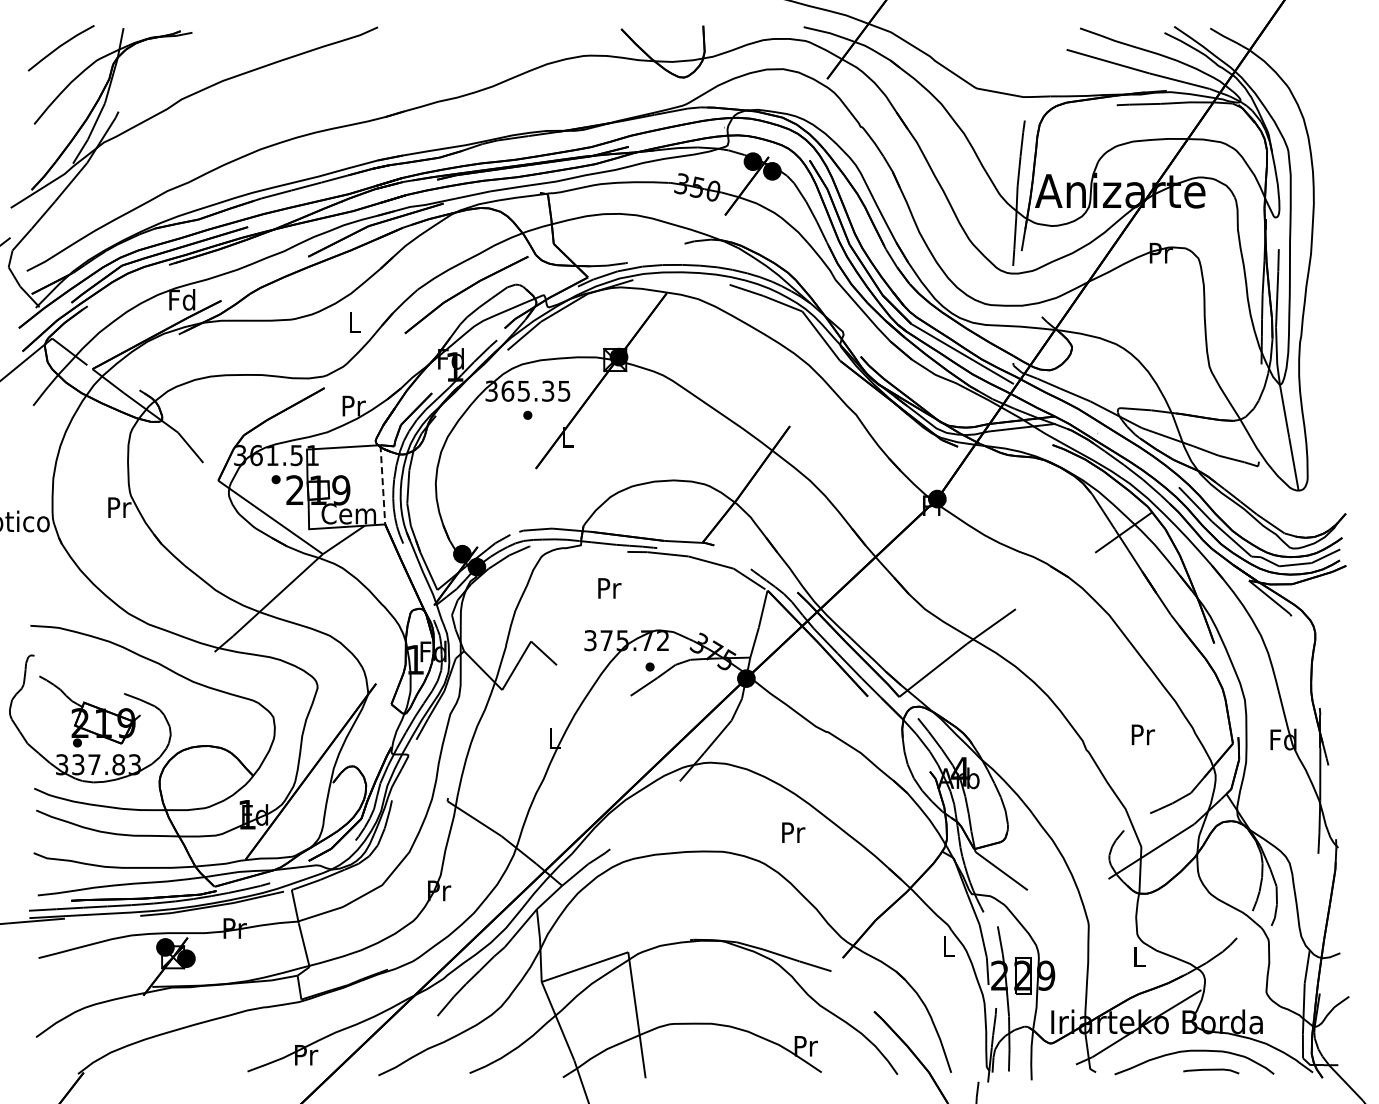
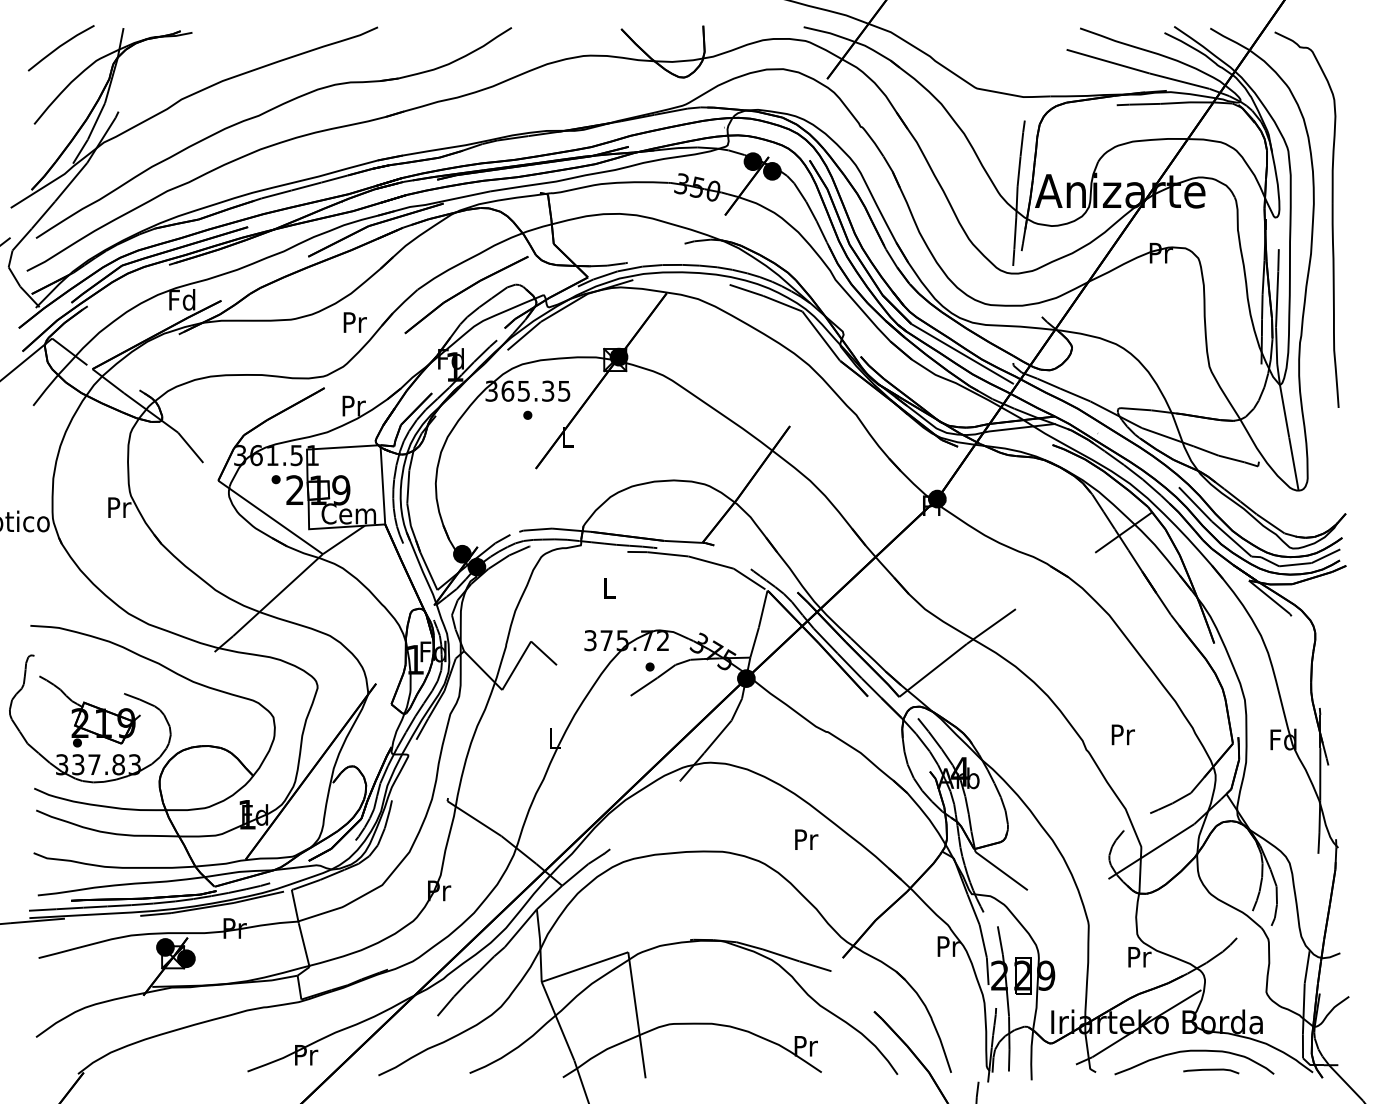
part: none -> present (263, 114)
part: none -> present (1331, 219)
text: L -> Pr (354, 322)
line: dashed -> solid (382, 484)
text: Pr -> L (609, 588)
text position: (1142, 734) -> (1122, 734) (1122, 734)
text position: (793, 832) -> (806, 839) (806, 839)
text: L -> Pr (948, 946)
text: L -> Pr (1139, 957)
